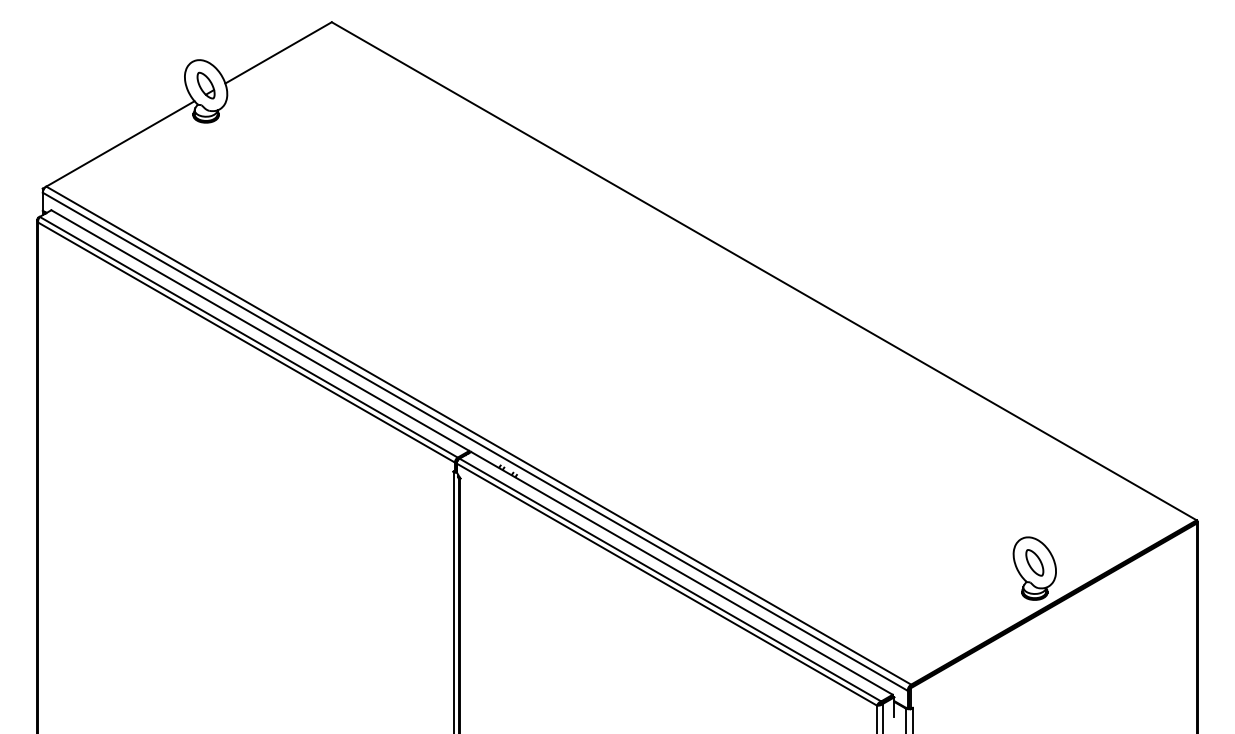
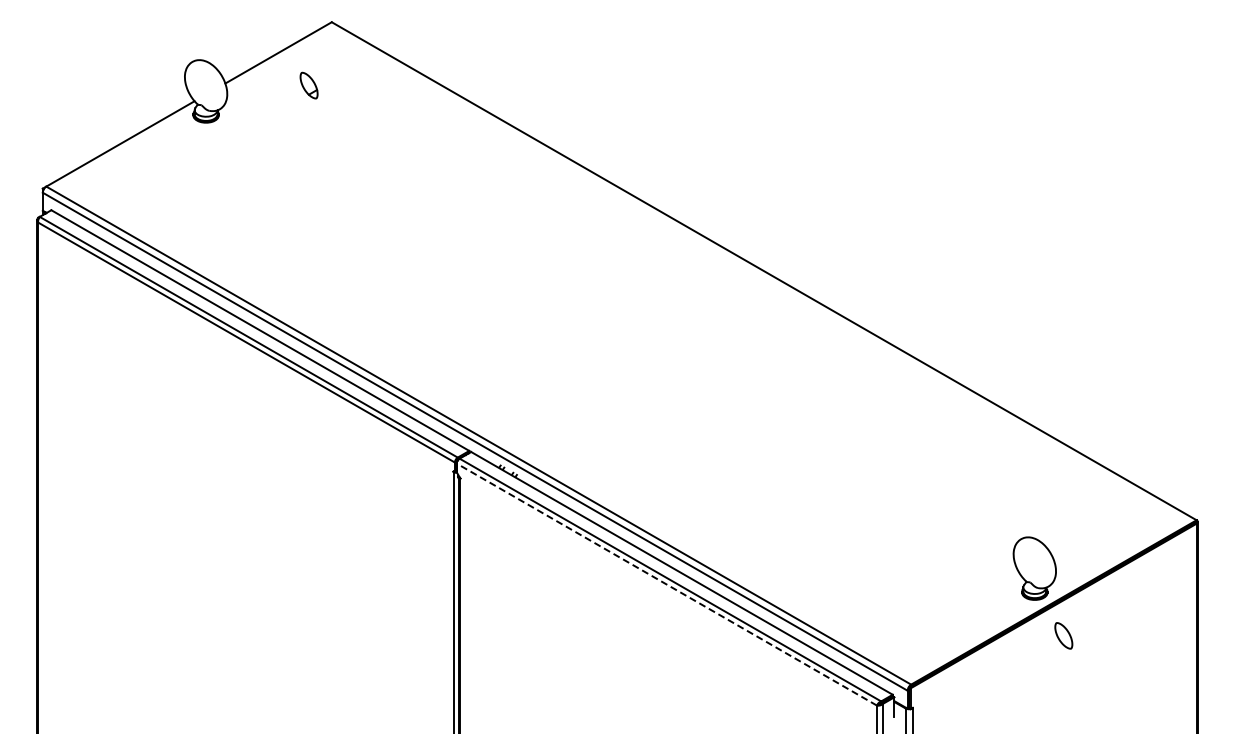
part position: (205, 85) -> (308, 85) (308, 85)
part position: (1034, 562) -> (1063, 635) (1063, 635)
line: solid -> dashed (666, 584)
